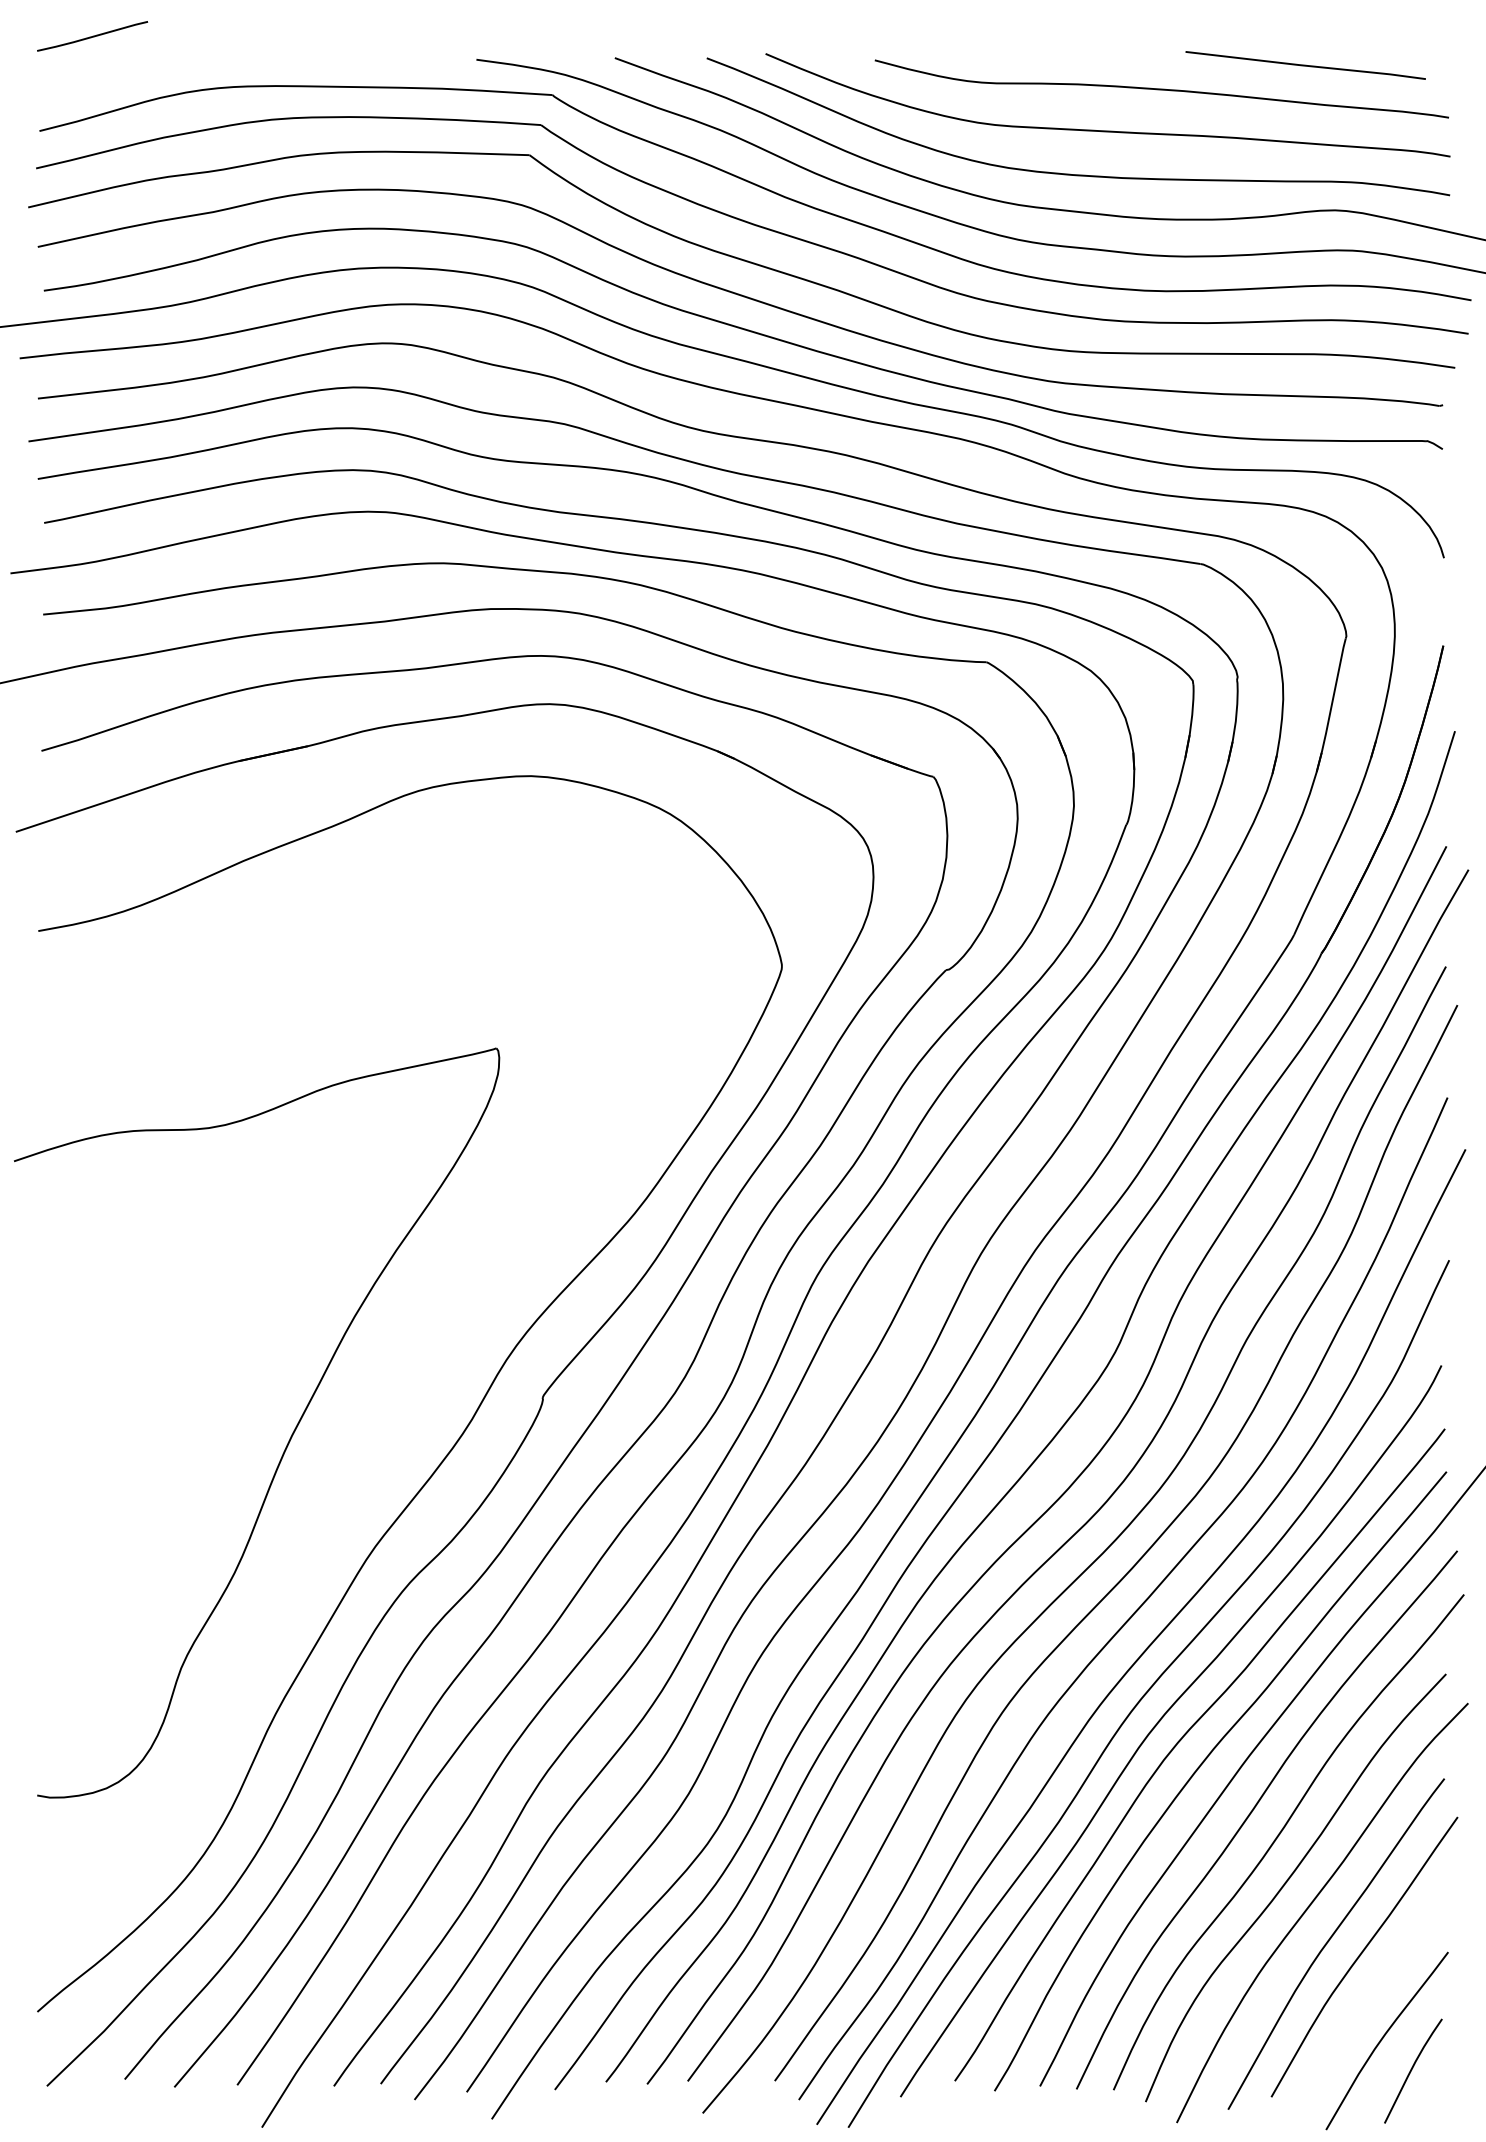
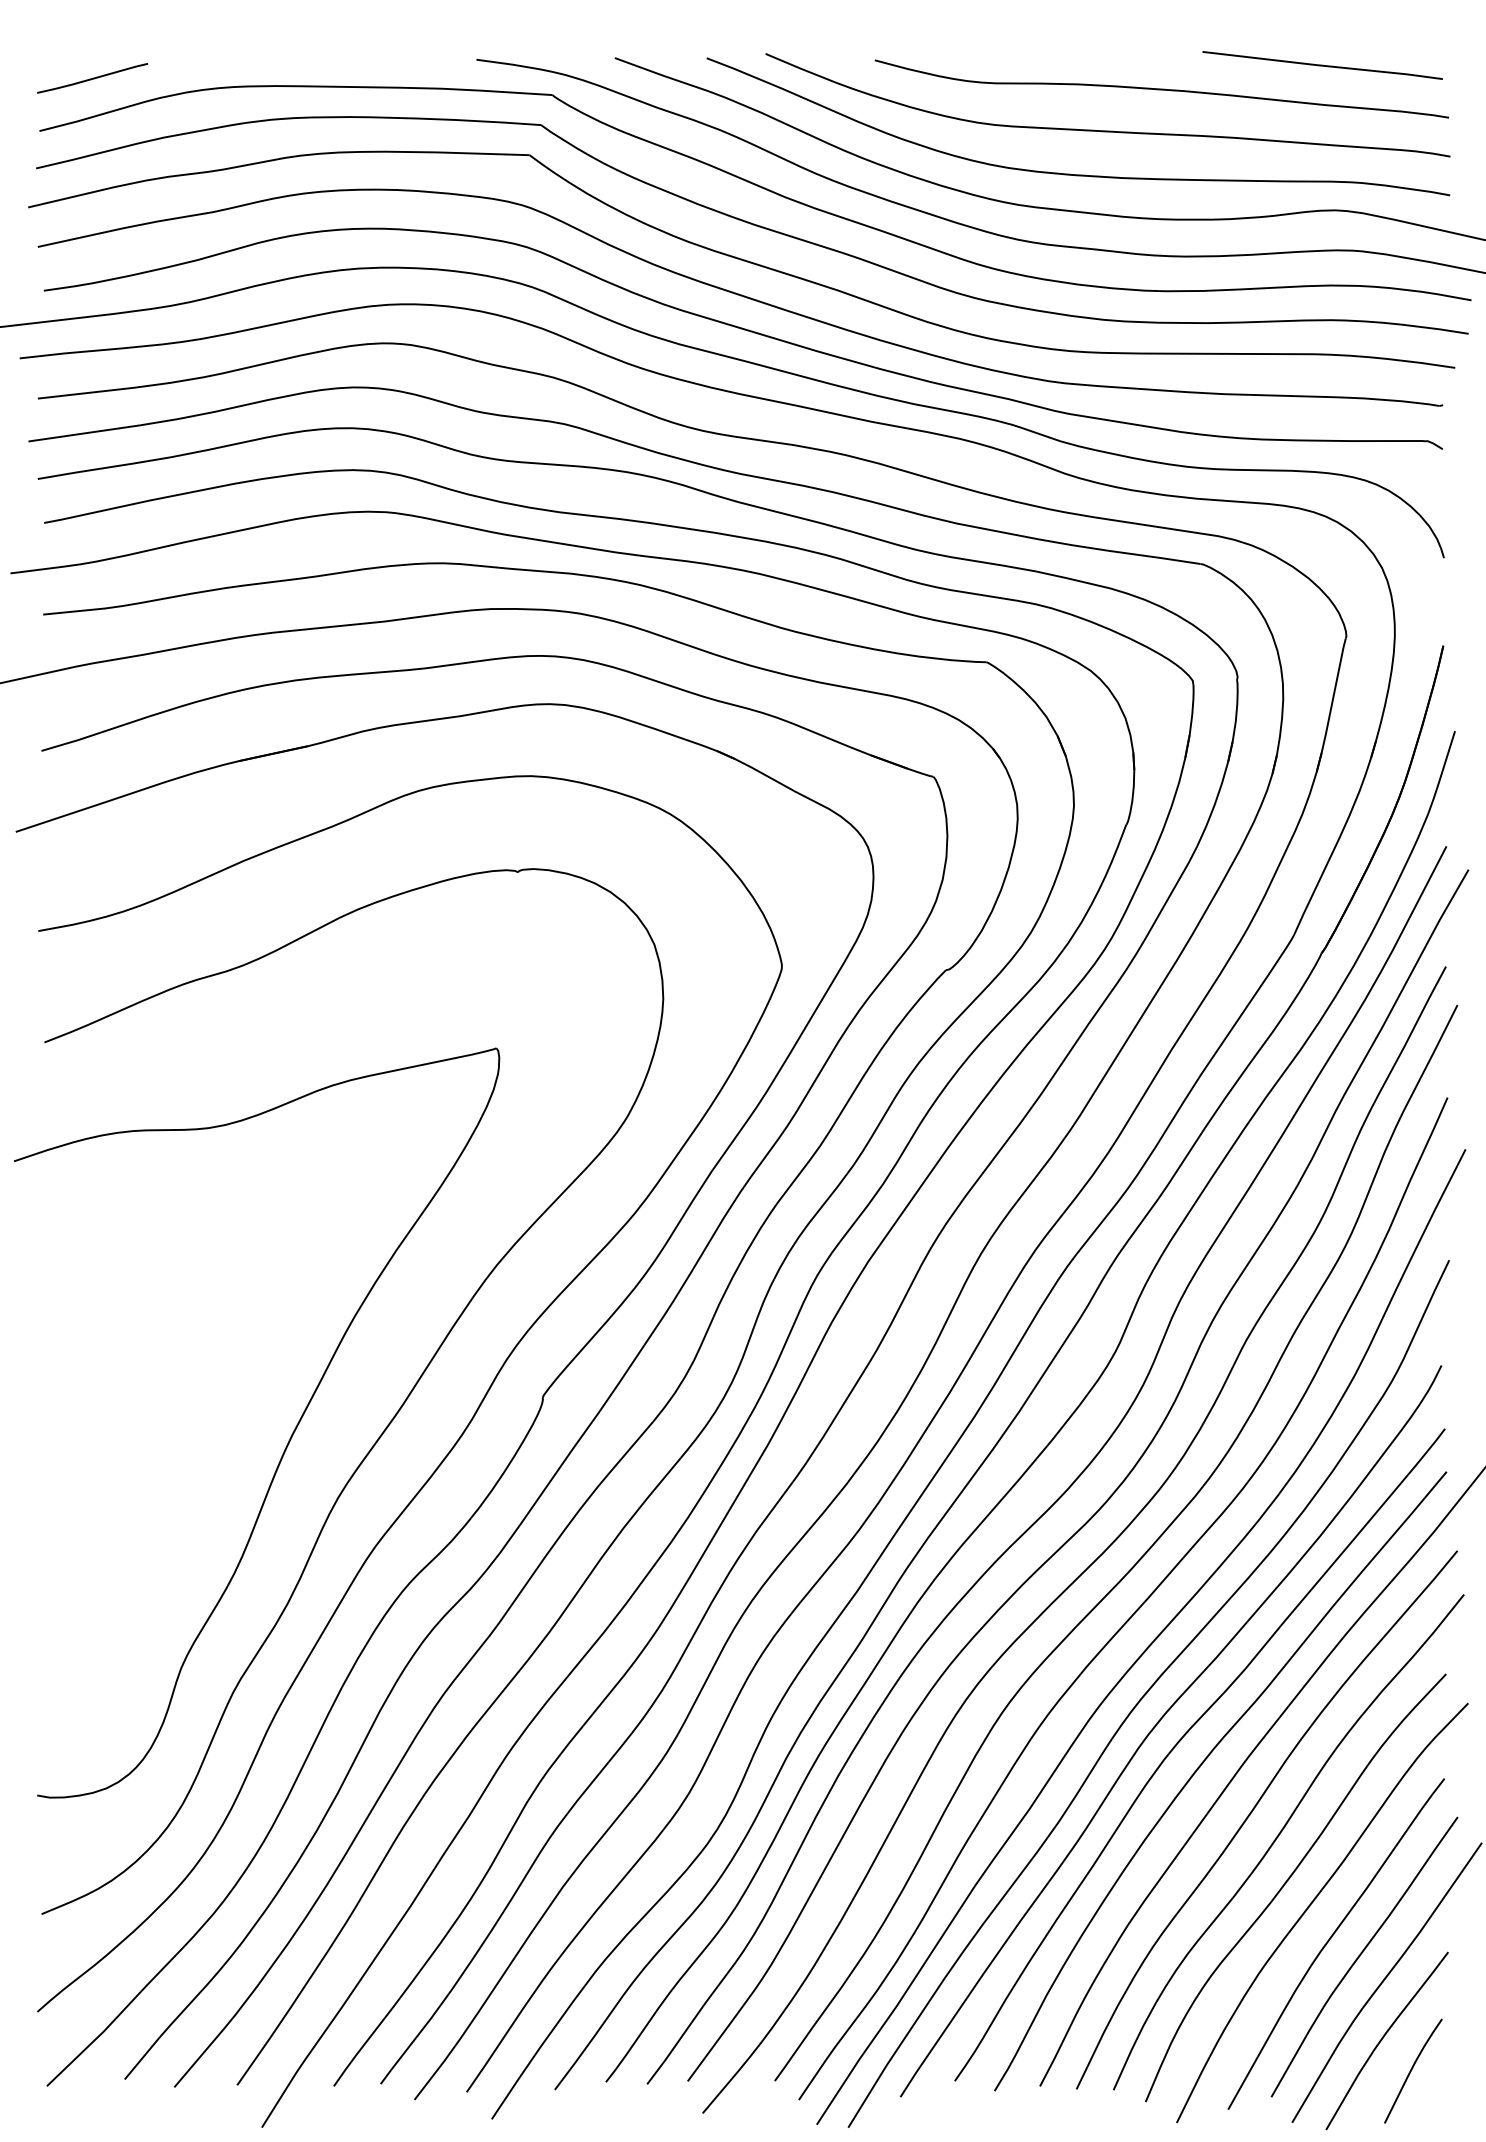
line position: (92, 36) -> (92, 78) (92, 78)
line position: (1305, 65) -> (1322, 65) (1322, 65)
part: none -> present (390, 1420)
curve: none -> present (1384, 1981)
